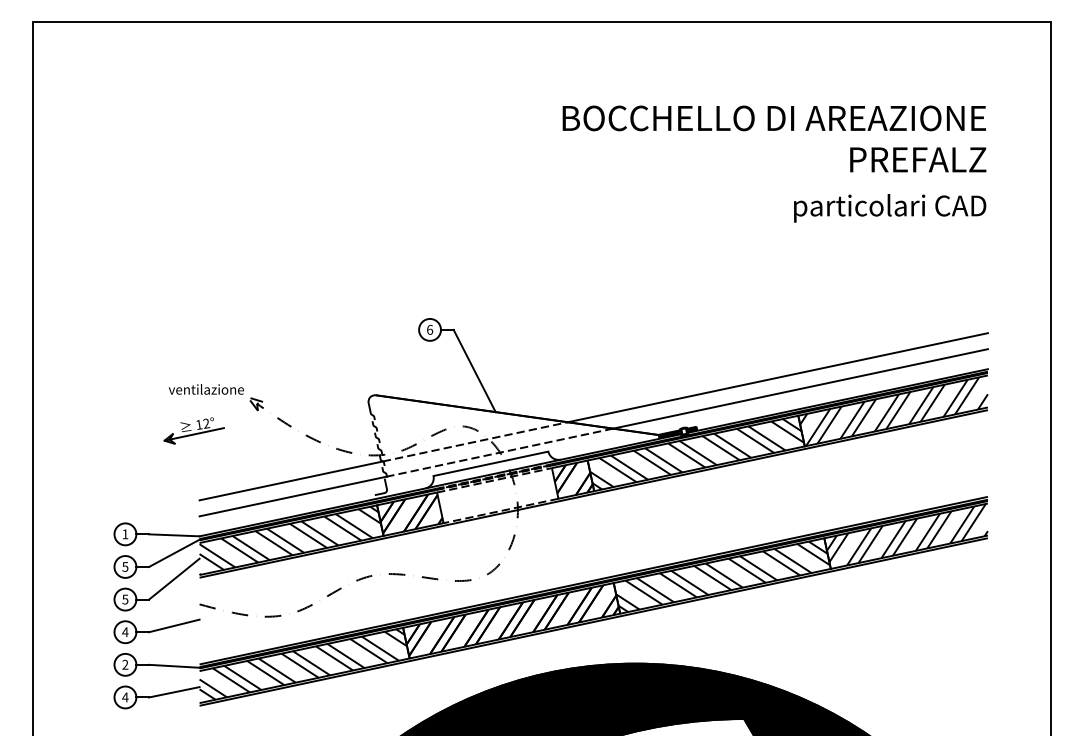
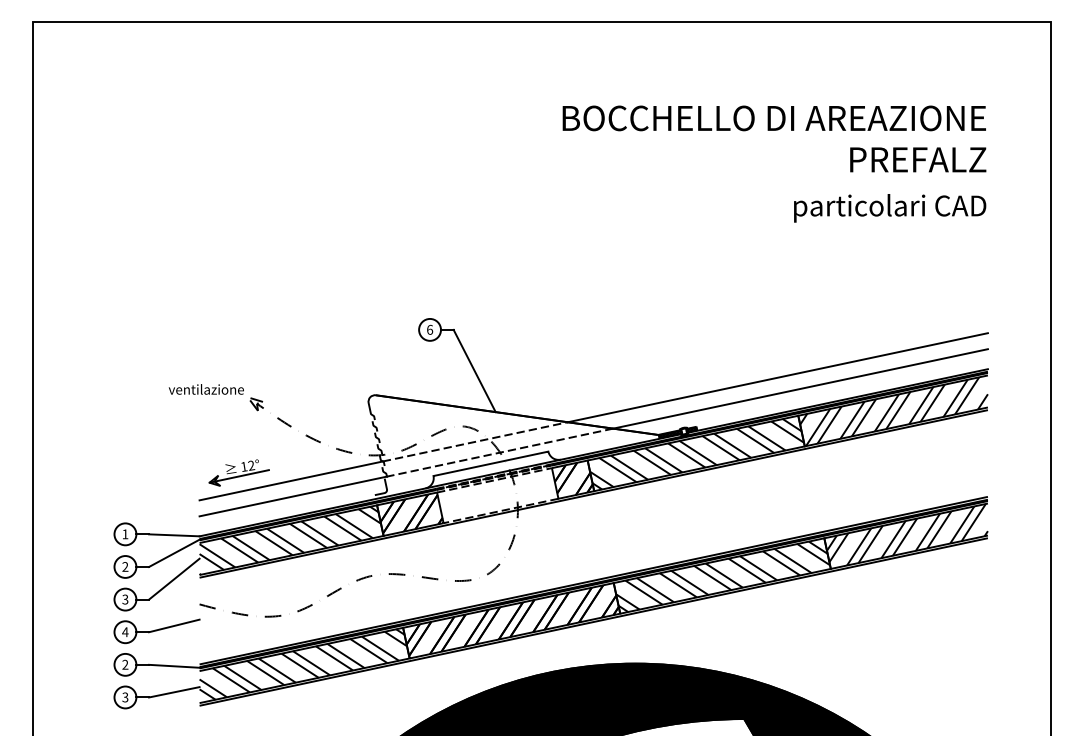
part position: (193, 430) -> (238, 472) (238, 472)
text: 5 -> 2 (125, 566)
text: 5 -> 3 (125, 598)
text: 4 -> 3 (125, 697)
